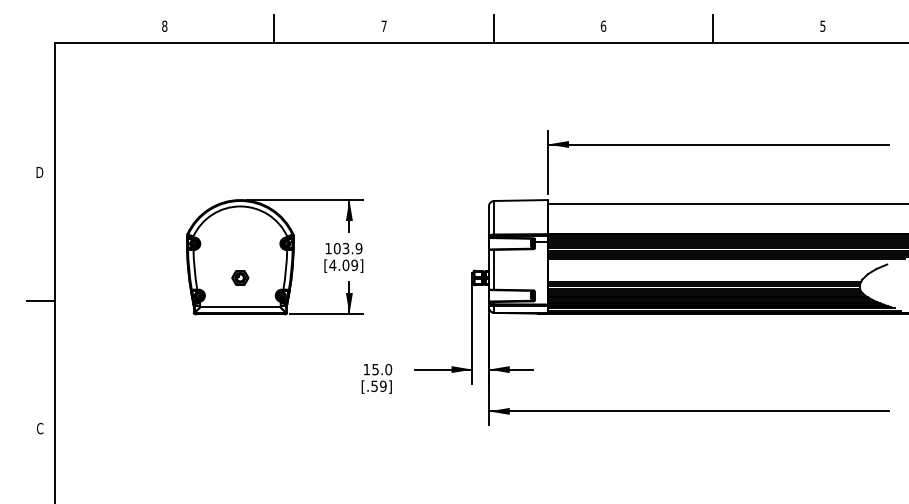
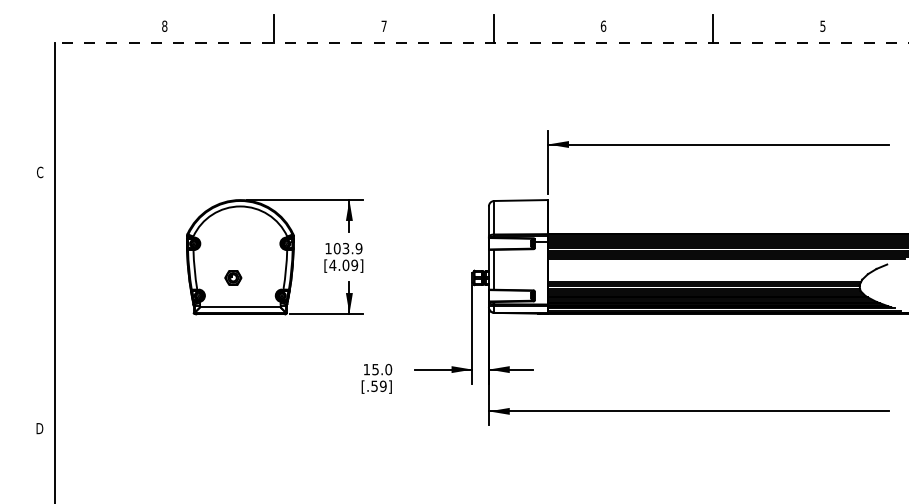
line: solid -> dashed (481, 43)
text: D -> C (39, 172)
line: present -> none (726, 204)
part position: (240, 277) -> (233, 277) (233, 277)
line: present -> none (41, 300)
text: C -> D (39, 428)
